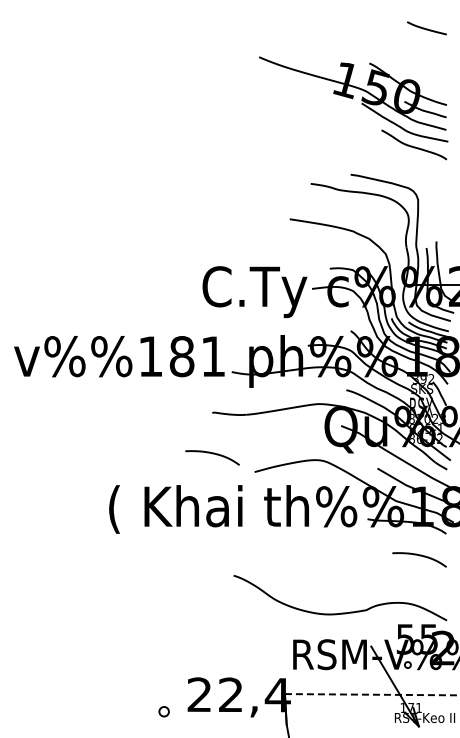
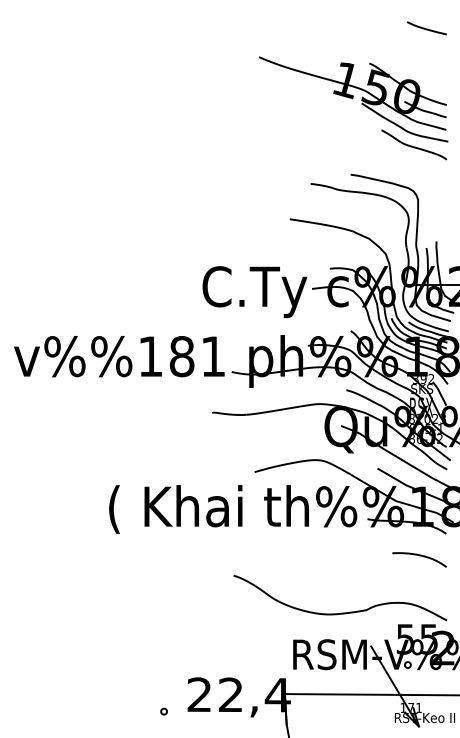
curve: present -> none (212, 454)
line: dashed -> solid (372, 694)
part size: 12x12 px -> 8x9 px (163, 711)
